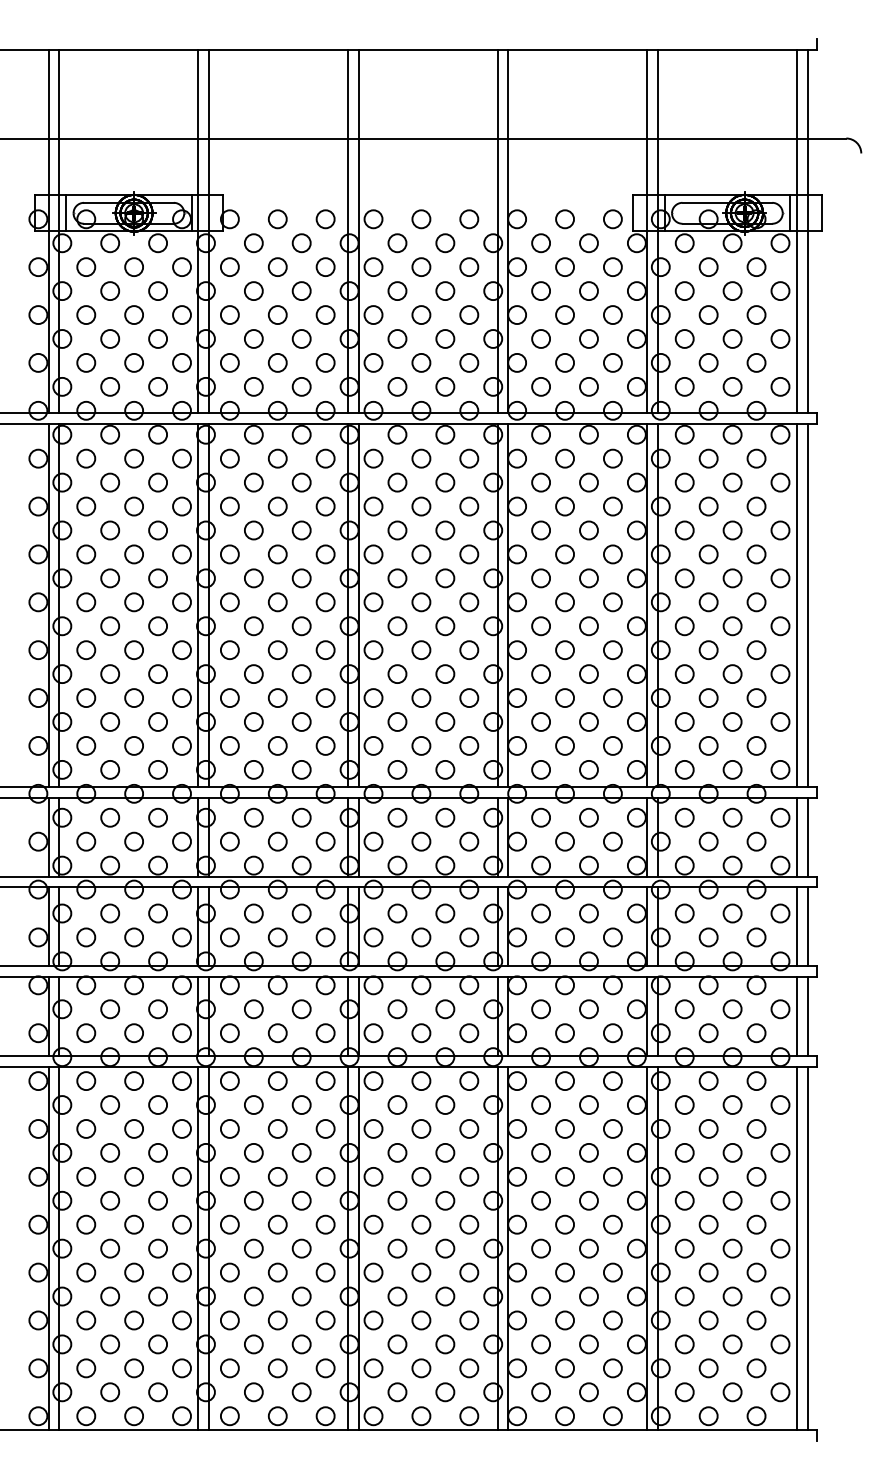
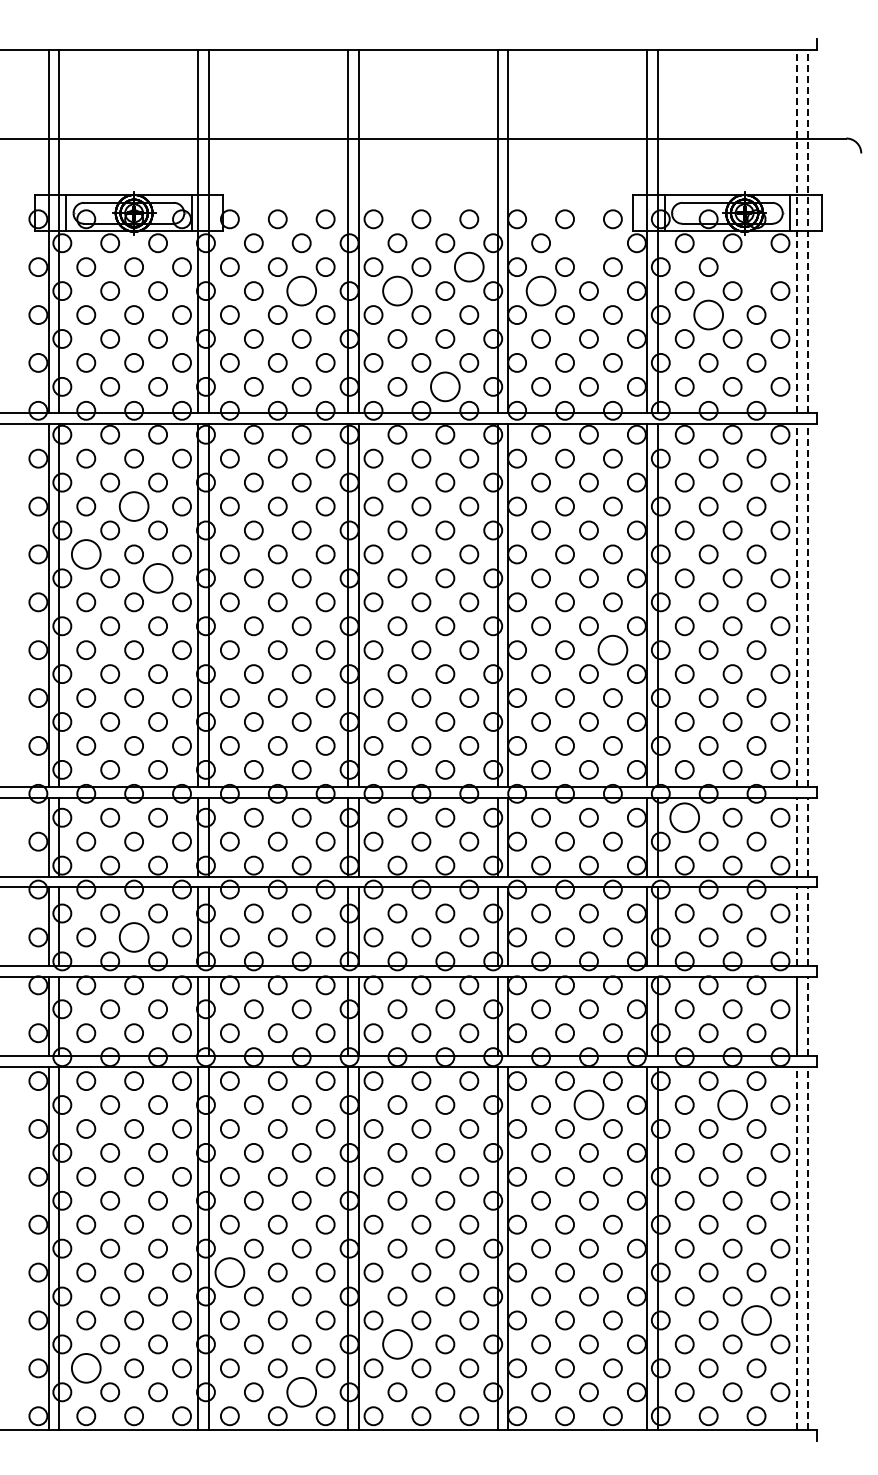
line: solid -> dashed (796, 231)
line: solid -> dashed (807, 231)
circle: present -> none (588, 243)
circle: present -> none (756, 266)
circle diameter: 18 px -> 29 px (468, 266)
circle diameter: 18 px -> 29 px (301, 290)
circle diameter: 18 px -> 29 px (397, 290)
circle diameter: 18 px -> 29 px (540, 290)
circle diameter: 18 px -> 29 px (708, 314)
circle diameter: 18 px -> 29 px (444, 386)
circle diameter: 18 px -> 29 px (133, 506)
circle diameter: 18 px -> 29 px (85, 554)
circle diameter: 18 px -> 29 px (157, 578)
line: solid -> dashed (796, 605)
line: solid -> dashed (807, 605)
circle diameter: 18 px -> 29 px (612, 649)
circle diameter: 18 px -> 29 px (684, 817)
line: solid -> dashed (796, 836)
line: solid -> dashed (807, 836)
line: solid -> dashed (796, 926)
line: solid -> dashed (807, 926)
circle diameter: 18 px -> 29 px (133, 937)
line: solid -> dashed (807, 1016)
circle diameter: 18 px -> 29 px (588, 1104)
circle diameter: 18 px -> 29 px (732, 1104)
line: solid -> dashed (796, 1248)
line: solid -> dashed (807, 1248)
circle diameter: 18 px -> 29 px (229, 1272)
circle diameter: 18 px -> 29 px (756, 1320)
circle diameter: 18 px -> 29 px (397, 1344)
circle diameter: 18 px -> 29 px (85, 1368)
circle diameter: 18 px -> 29 px (301, 1391)
